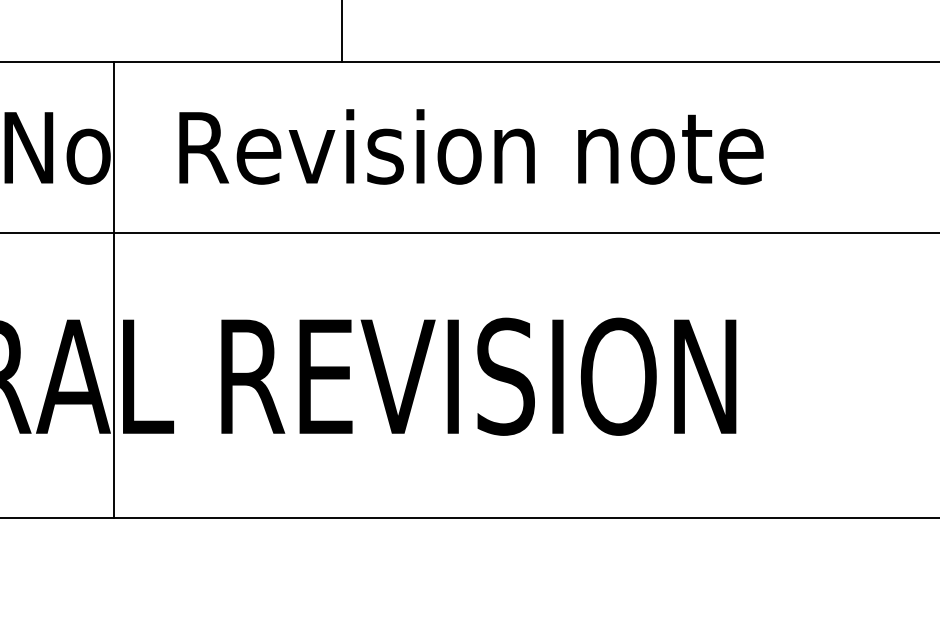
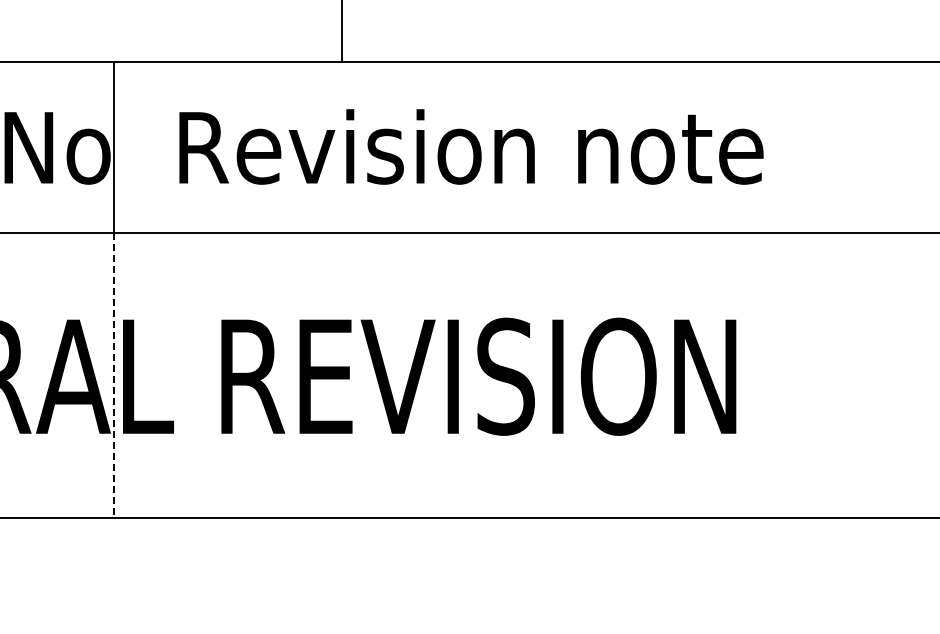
line: solid -> dashed (113, 375)
